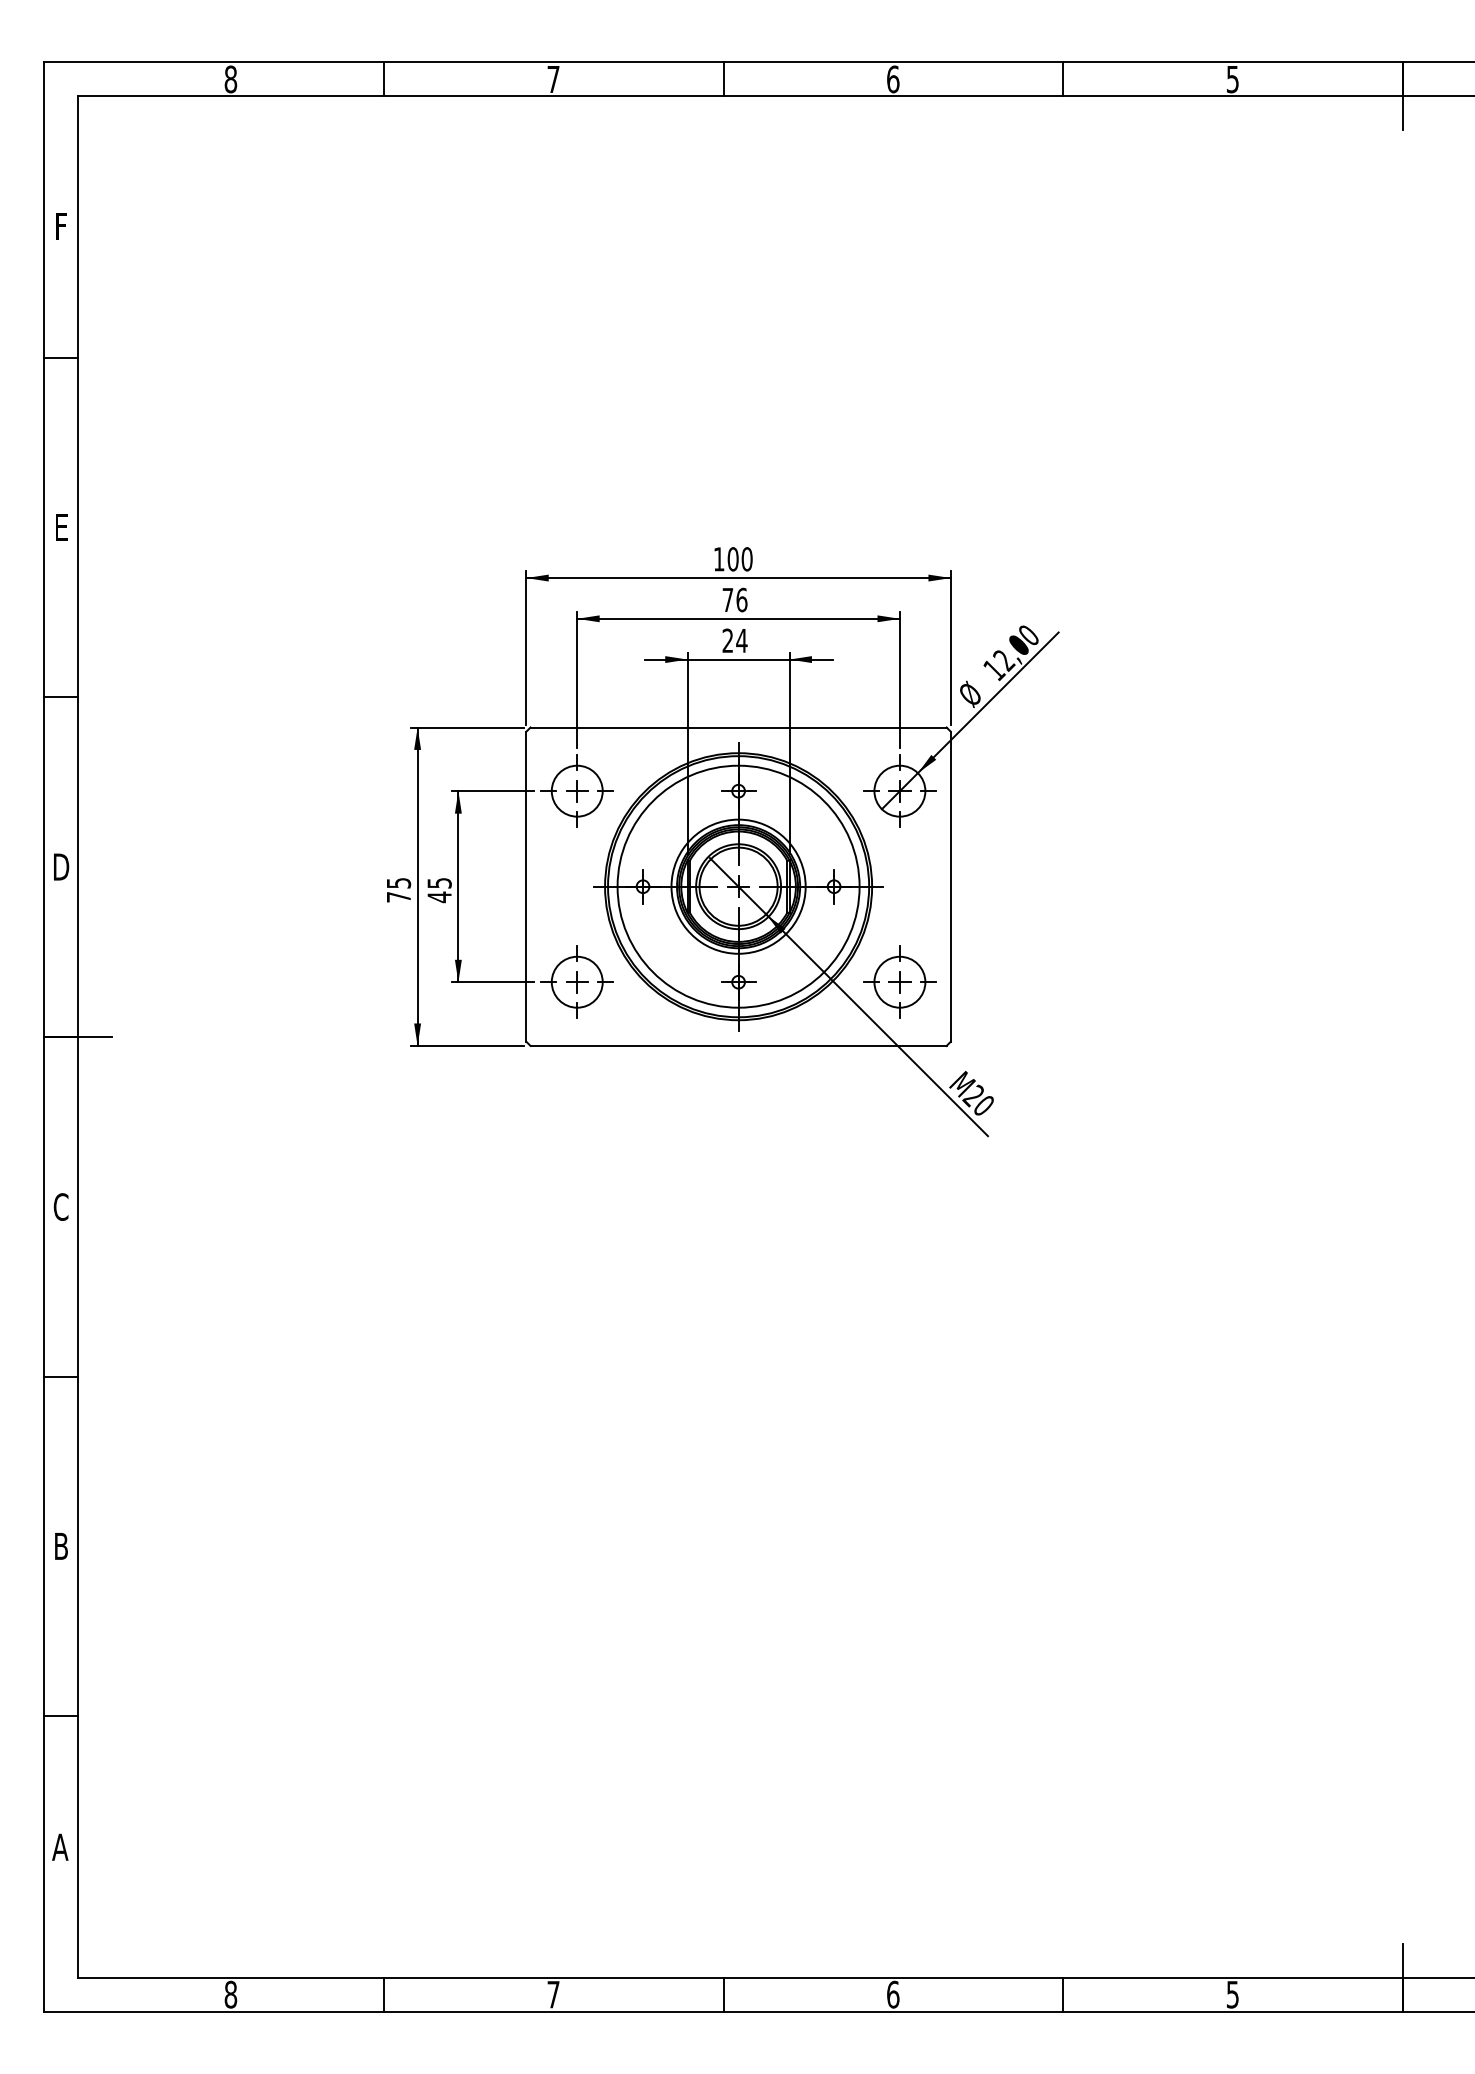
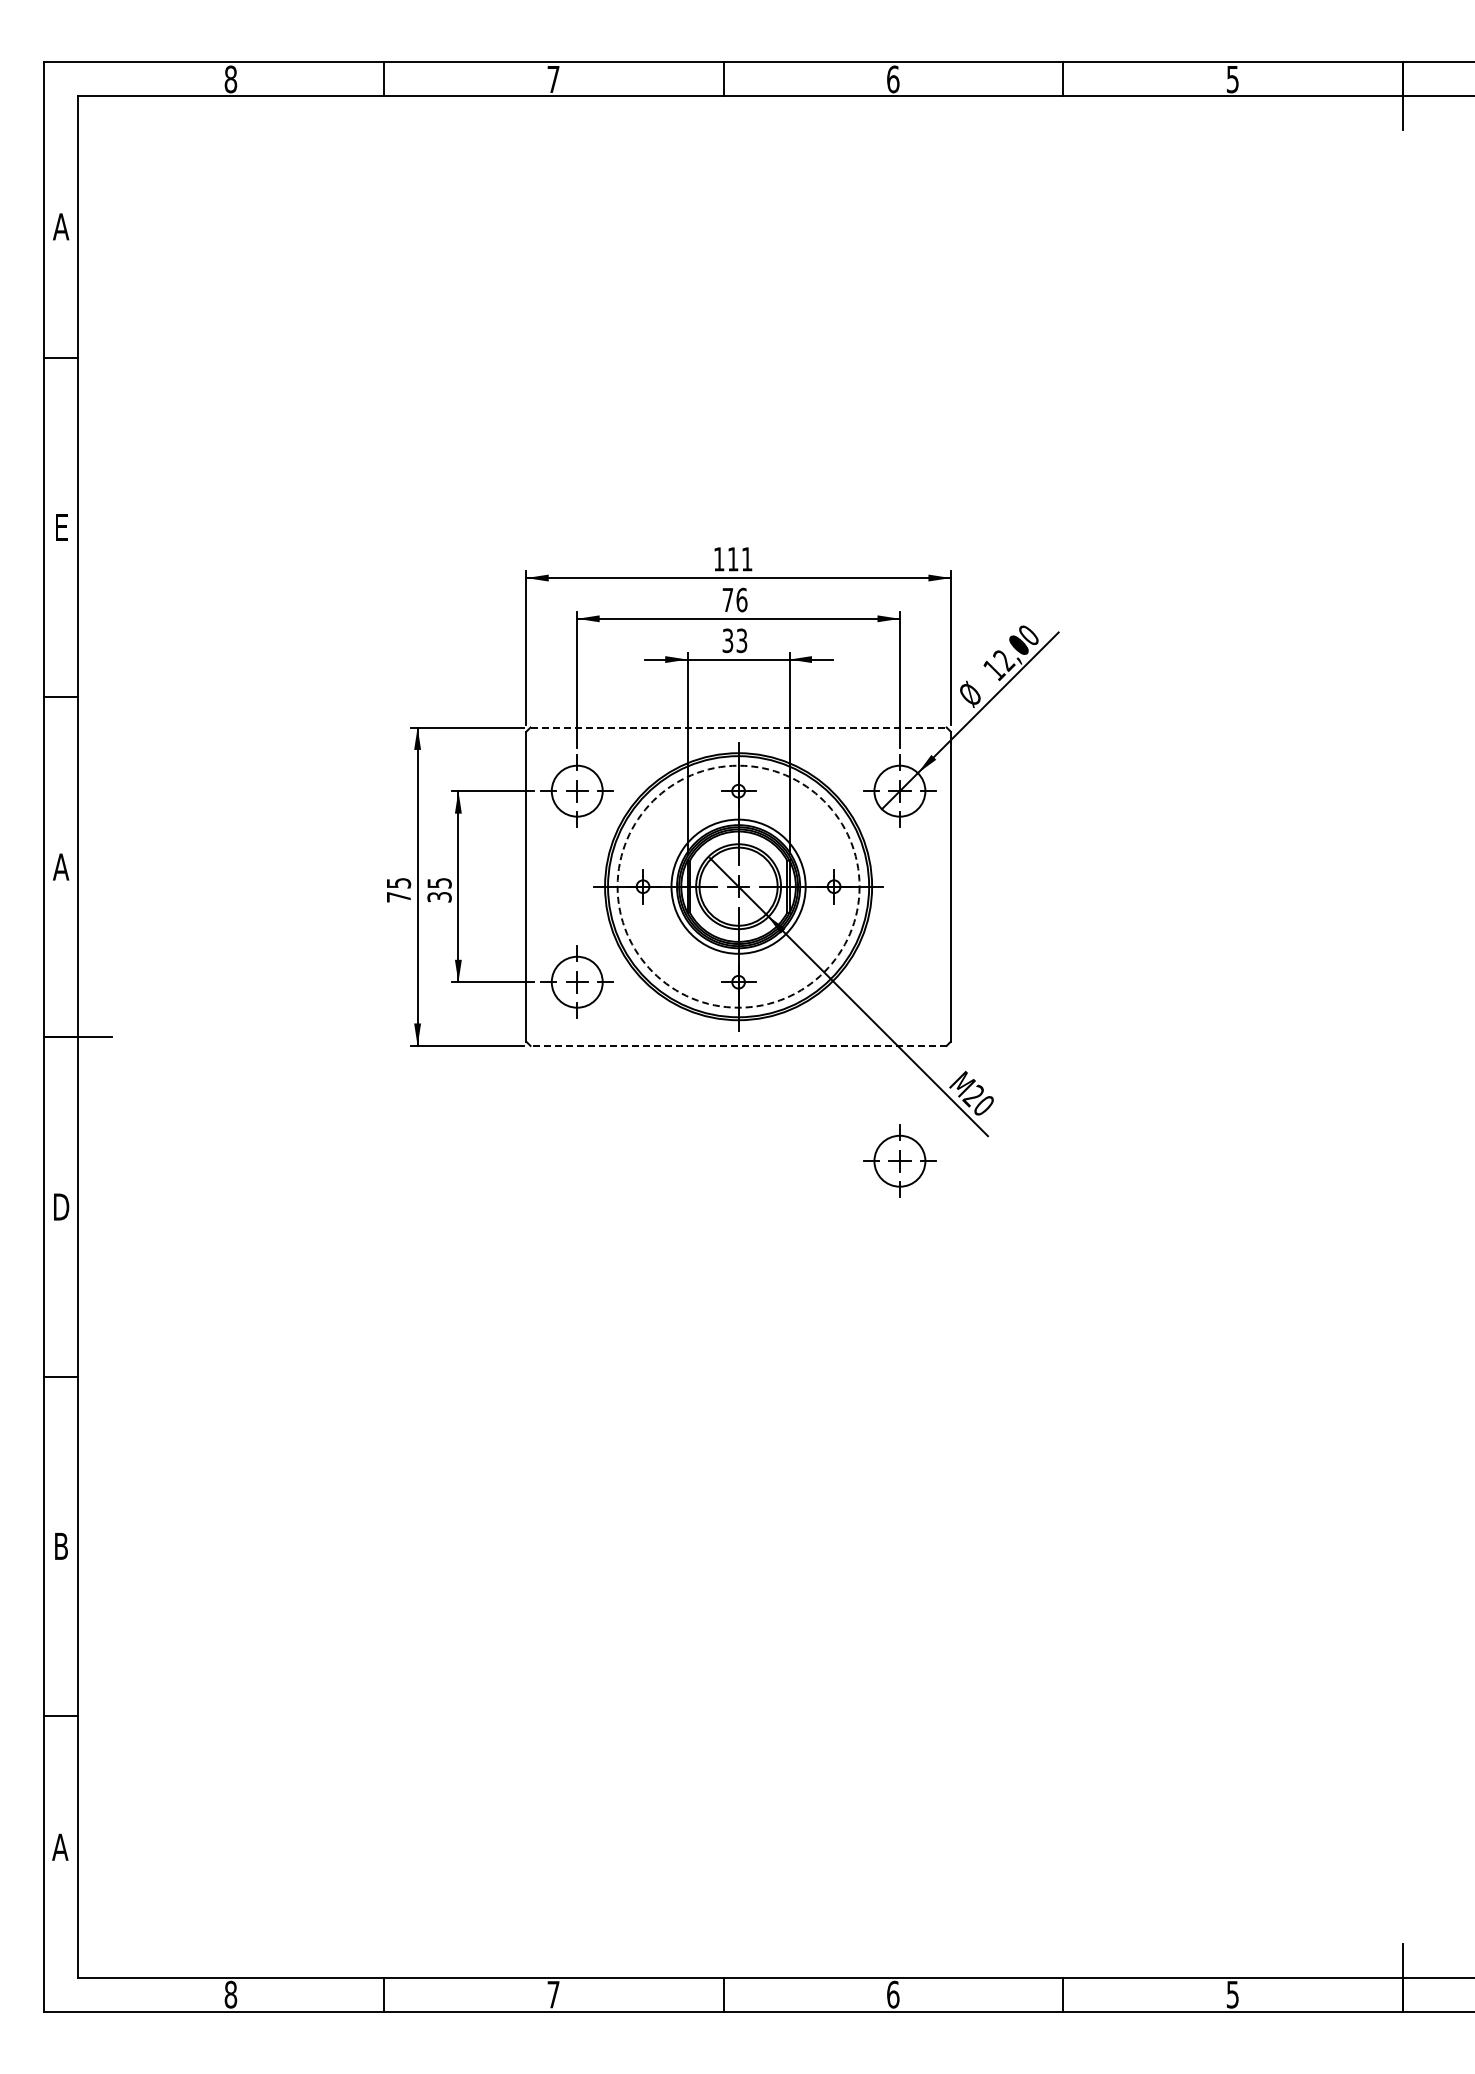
text: F -> A (61, 226)
text: 100 -> 111 (739, 559)
text: 24 -> 33 (734, 640)
line: solid -> dashed (739, 727)
text: D -> A (60, 866)
circle: solid -> dashed (738, 886)
text: 45 -> 35 (439, 897)
part position: (899, 981) -> (899, 1160) (899, 1160)
line: solid -> dashed (738, 1045)
text: C -> D (61, 1206)
